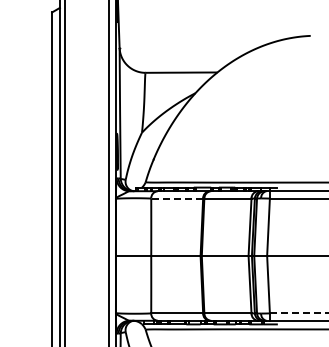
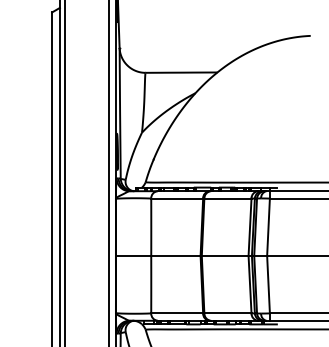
line: dashed -> solid (177, 198)
line: dashed -> solid (299, 313)
